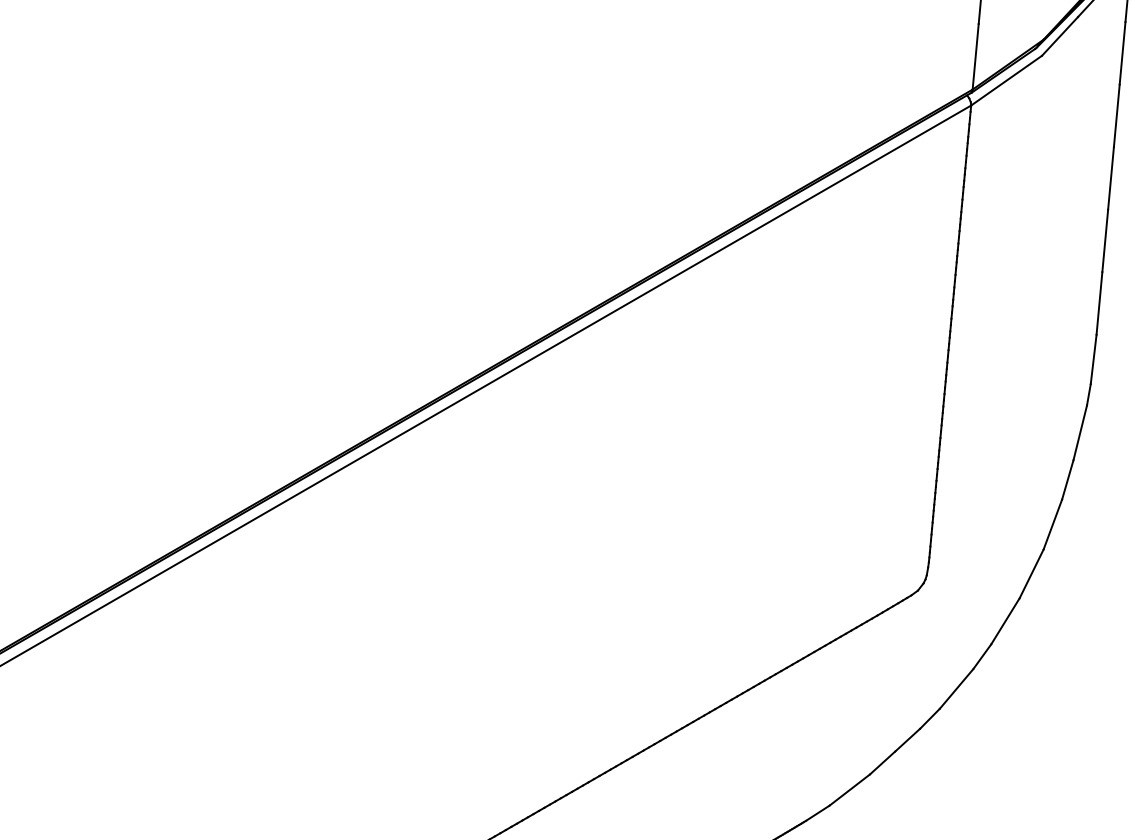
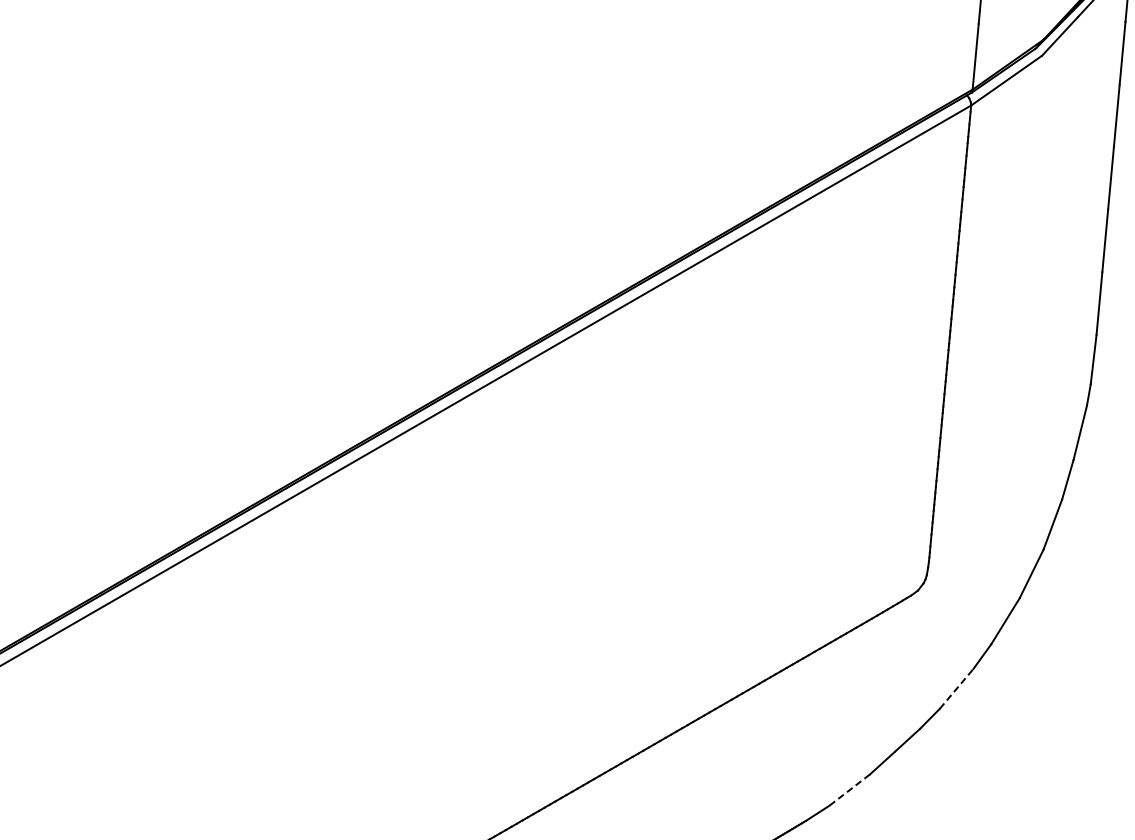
line: solid -> dashed (956, 688)
line: solid -> dashed (850, 789)
